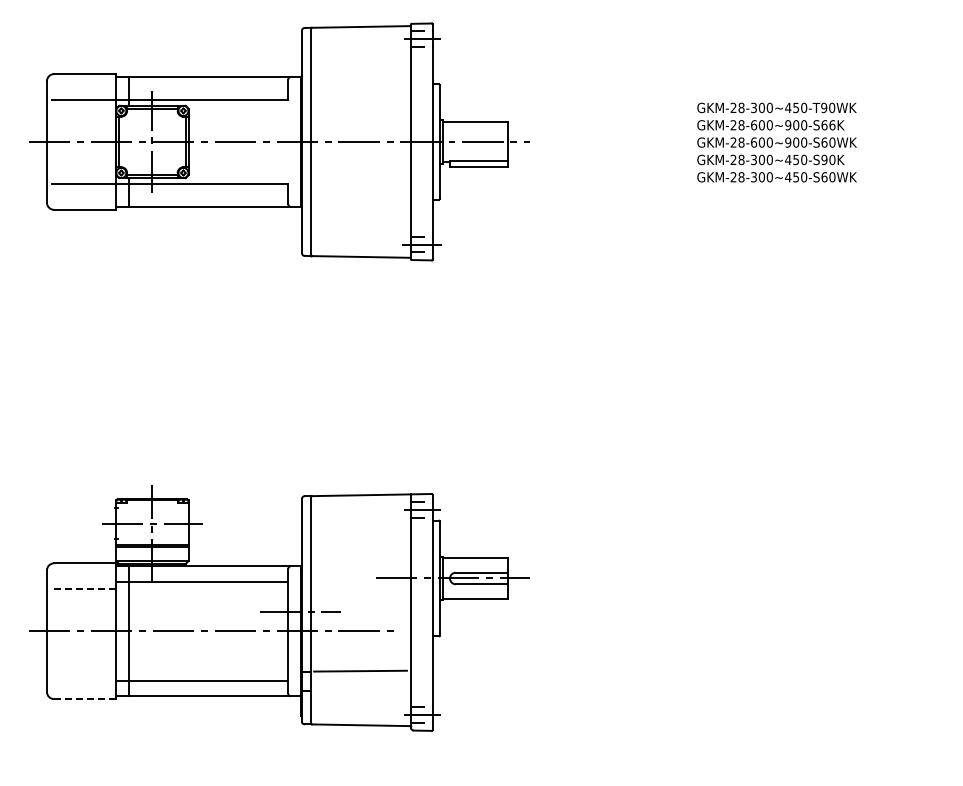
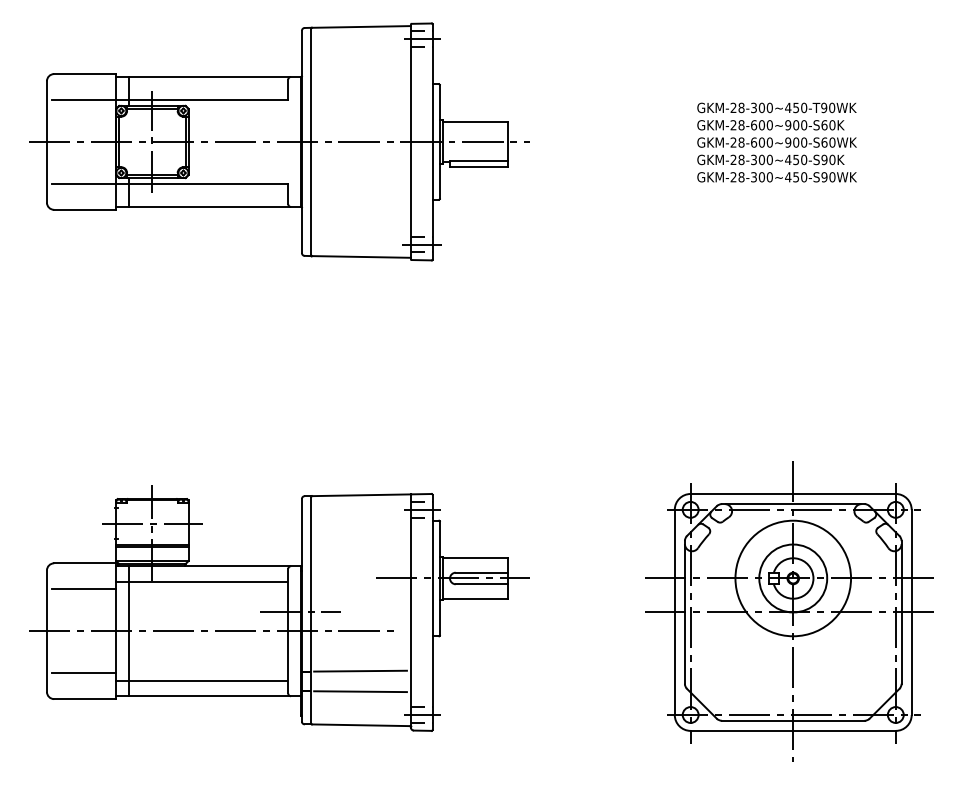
text: GKM-28-600~900-S66K -> GKM-28-600~900-S60K (832, 125)
text: GKM-28-300~450-S60WK -> GKM-28-300~450-S90WK (824, 177)
line: dashed -> solid (83, 589)
part: none -> present (789, 611)
line: none -> present (83, 673)
line: none -> present (360, 691)
line: dashed -> solid (84, 699)
